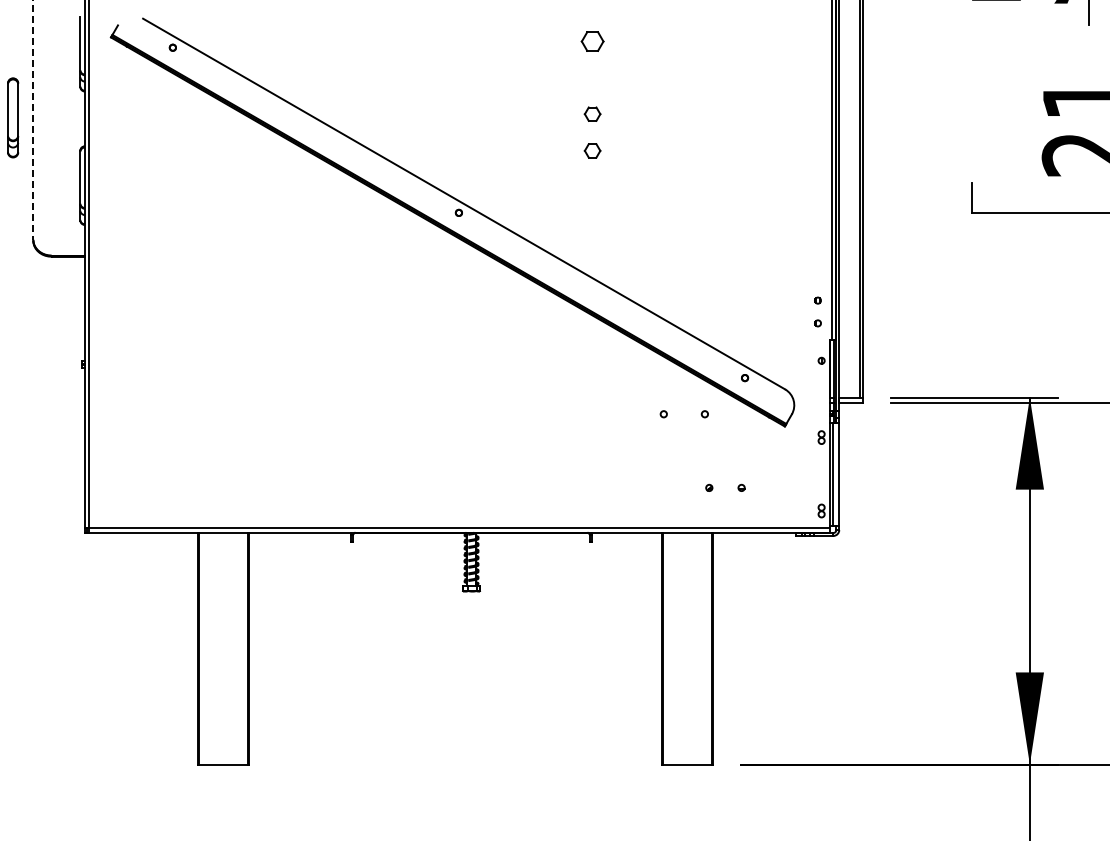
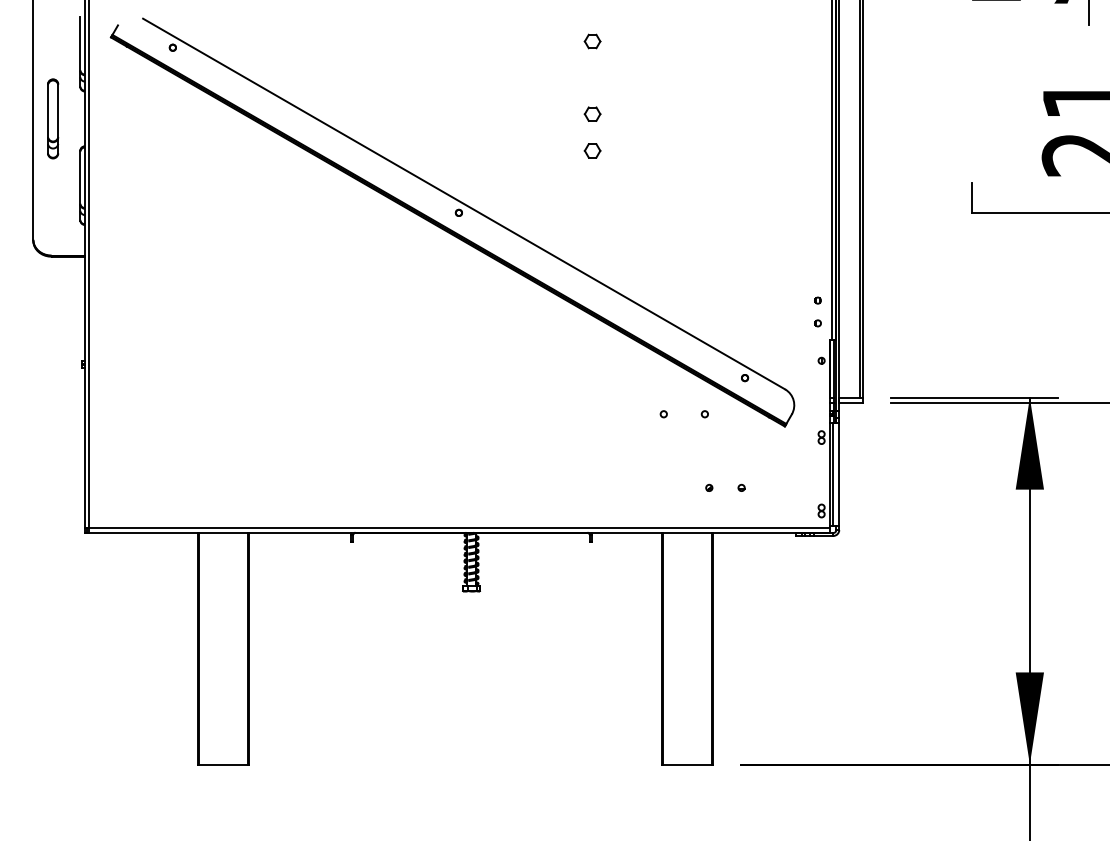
part size: 25x21 px -> 19x17 px (592, 41)
part position: (13, 117) -> (53, 118) (53, 118)
line: dashed -> solid (33, 119)
